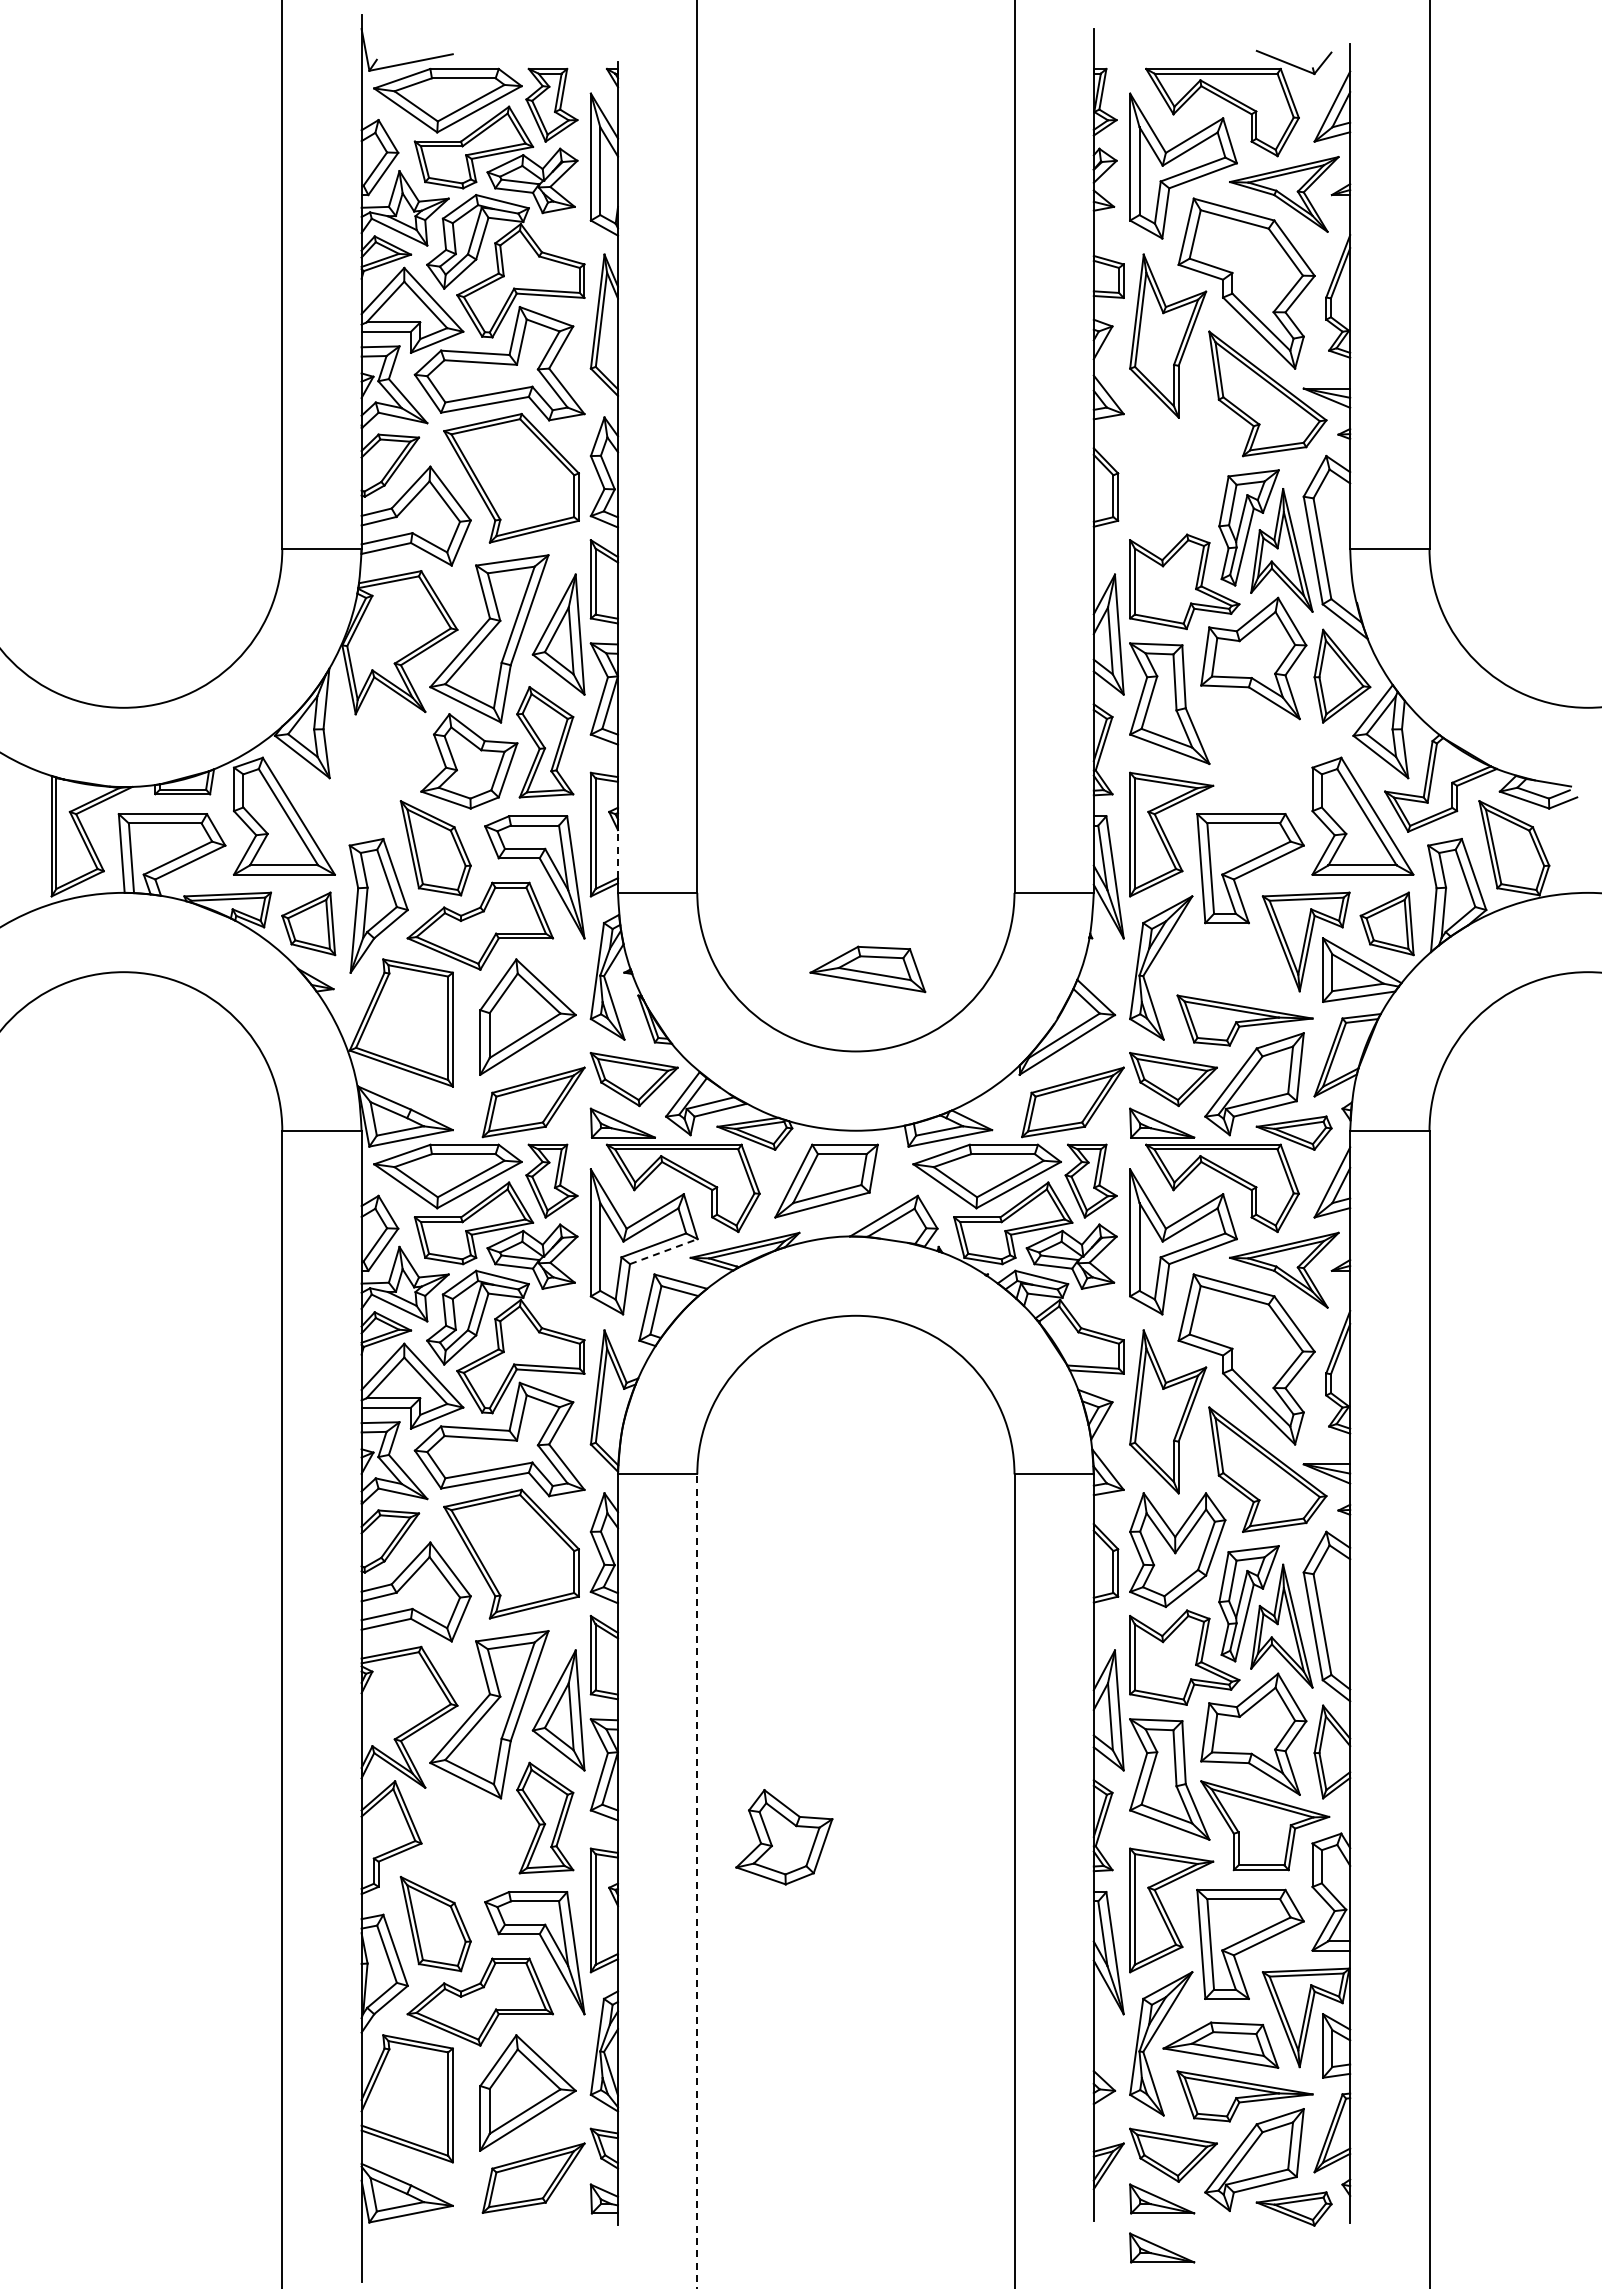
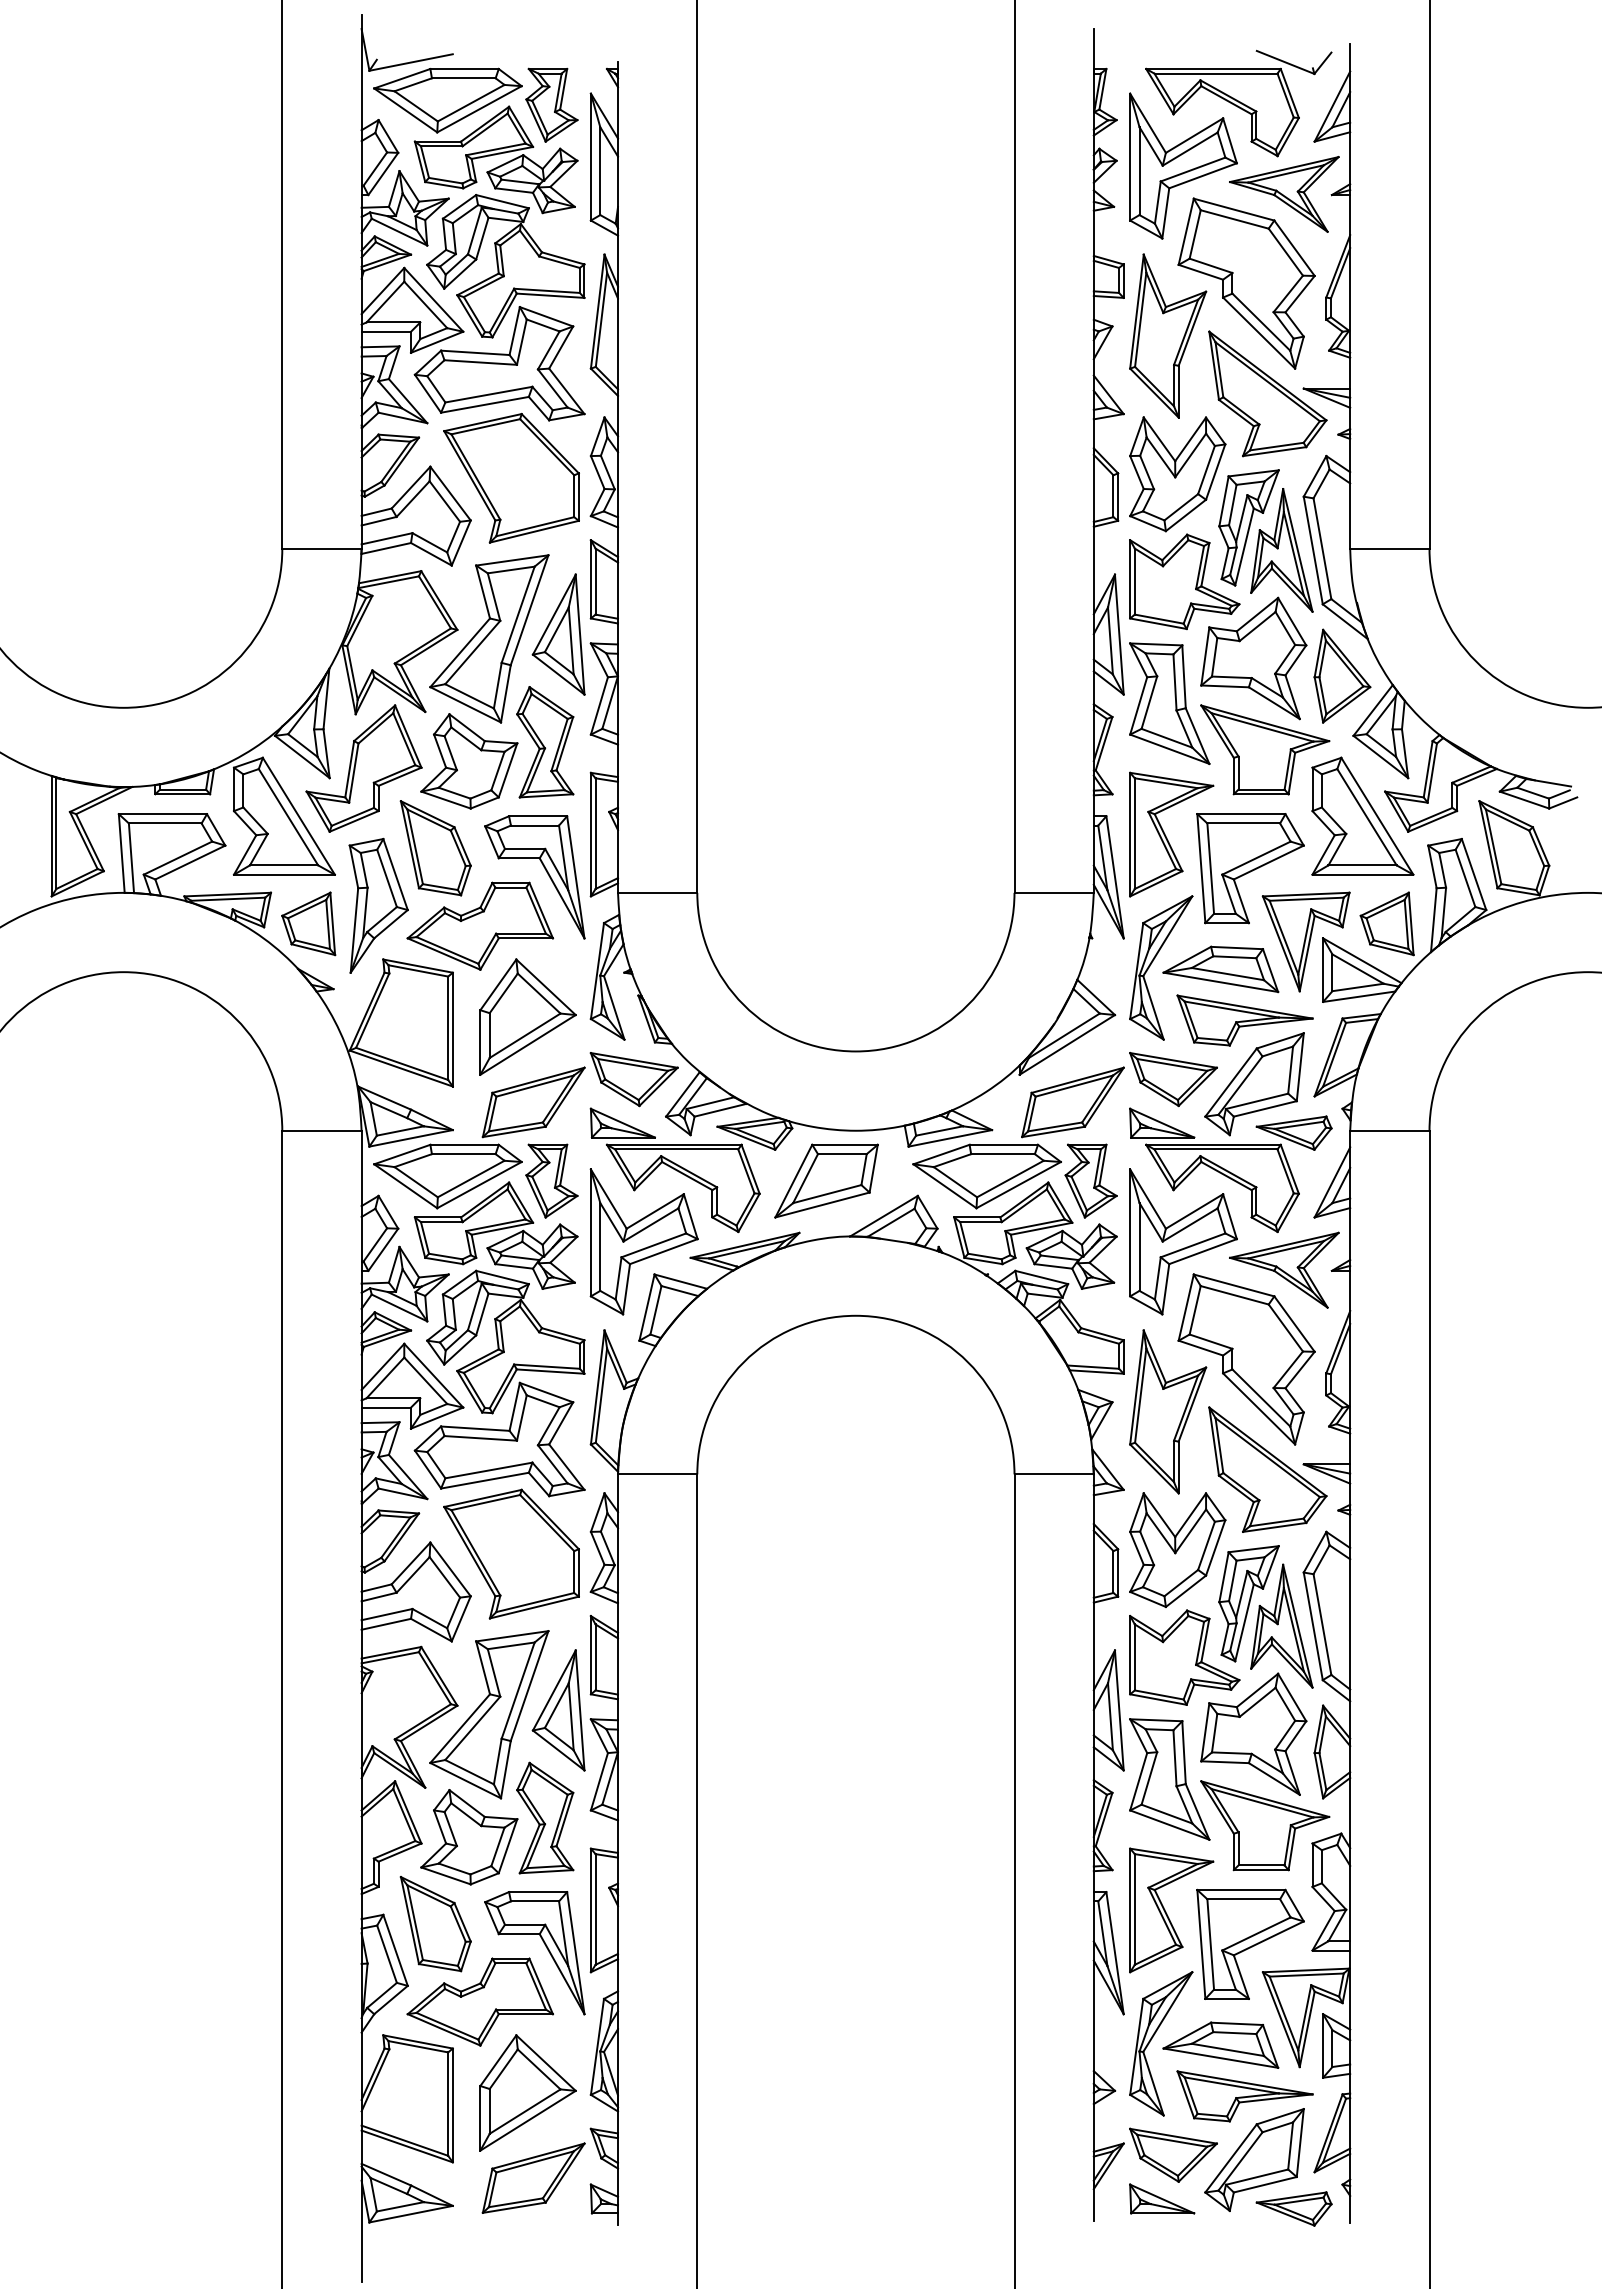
part: none -> present (1177, 474)
part: none -> present (1265, 749)
part: none -> present (363, 768)
line: dashed -> solid (618, 853)
part position: (867, 969) -> (1220, 969) (1220, 969)
line: dashed -> solid (664, 1251)
part position: (784, 1837) -> (469, 1837) (469, 1837)
line: dashed -> solid (697, 1881)
part: present -> none (1162, 2247)
